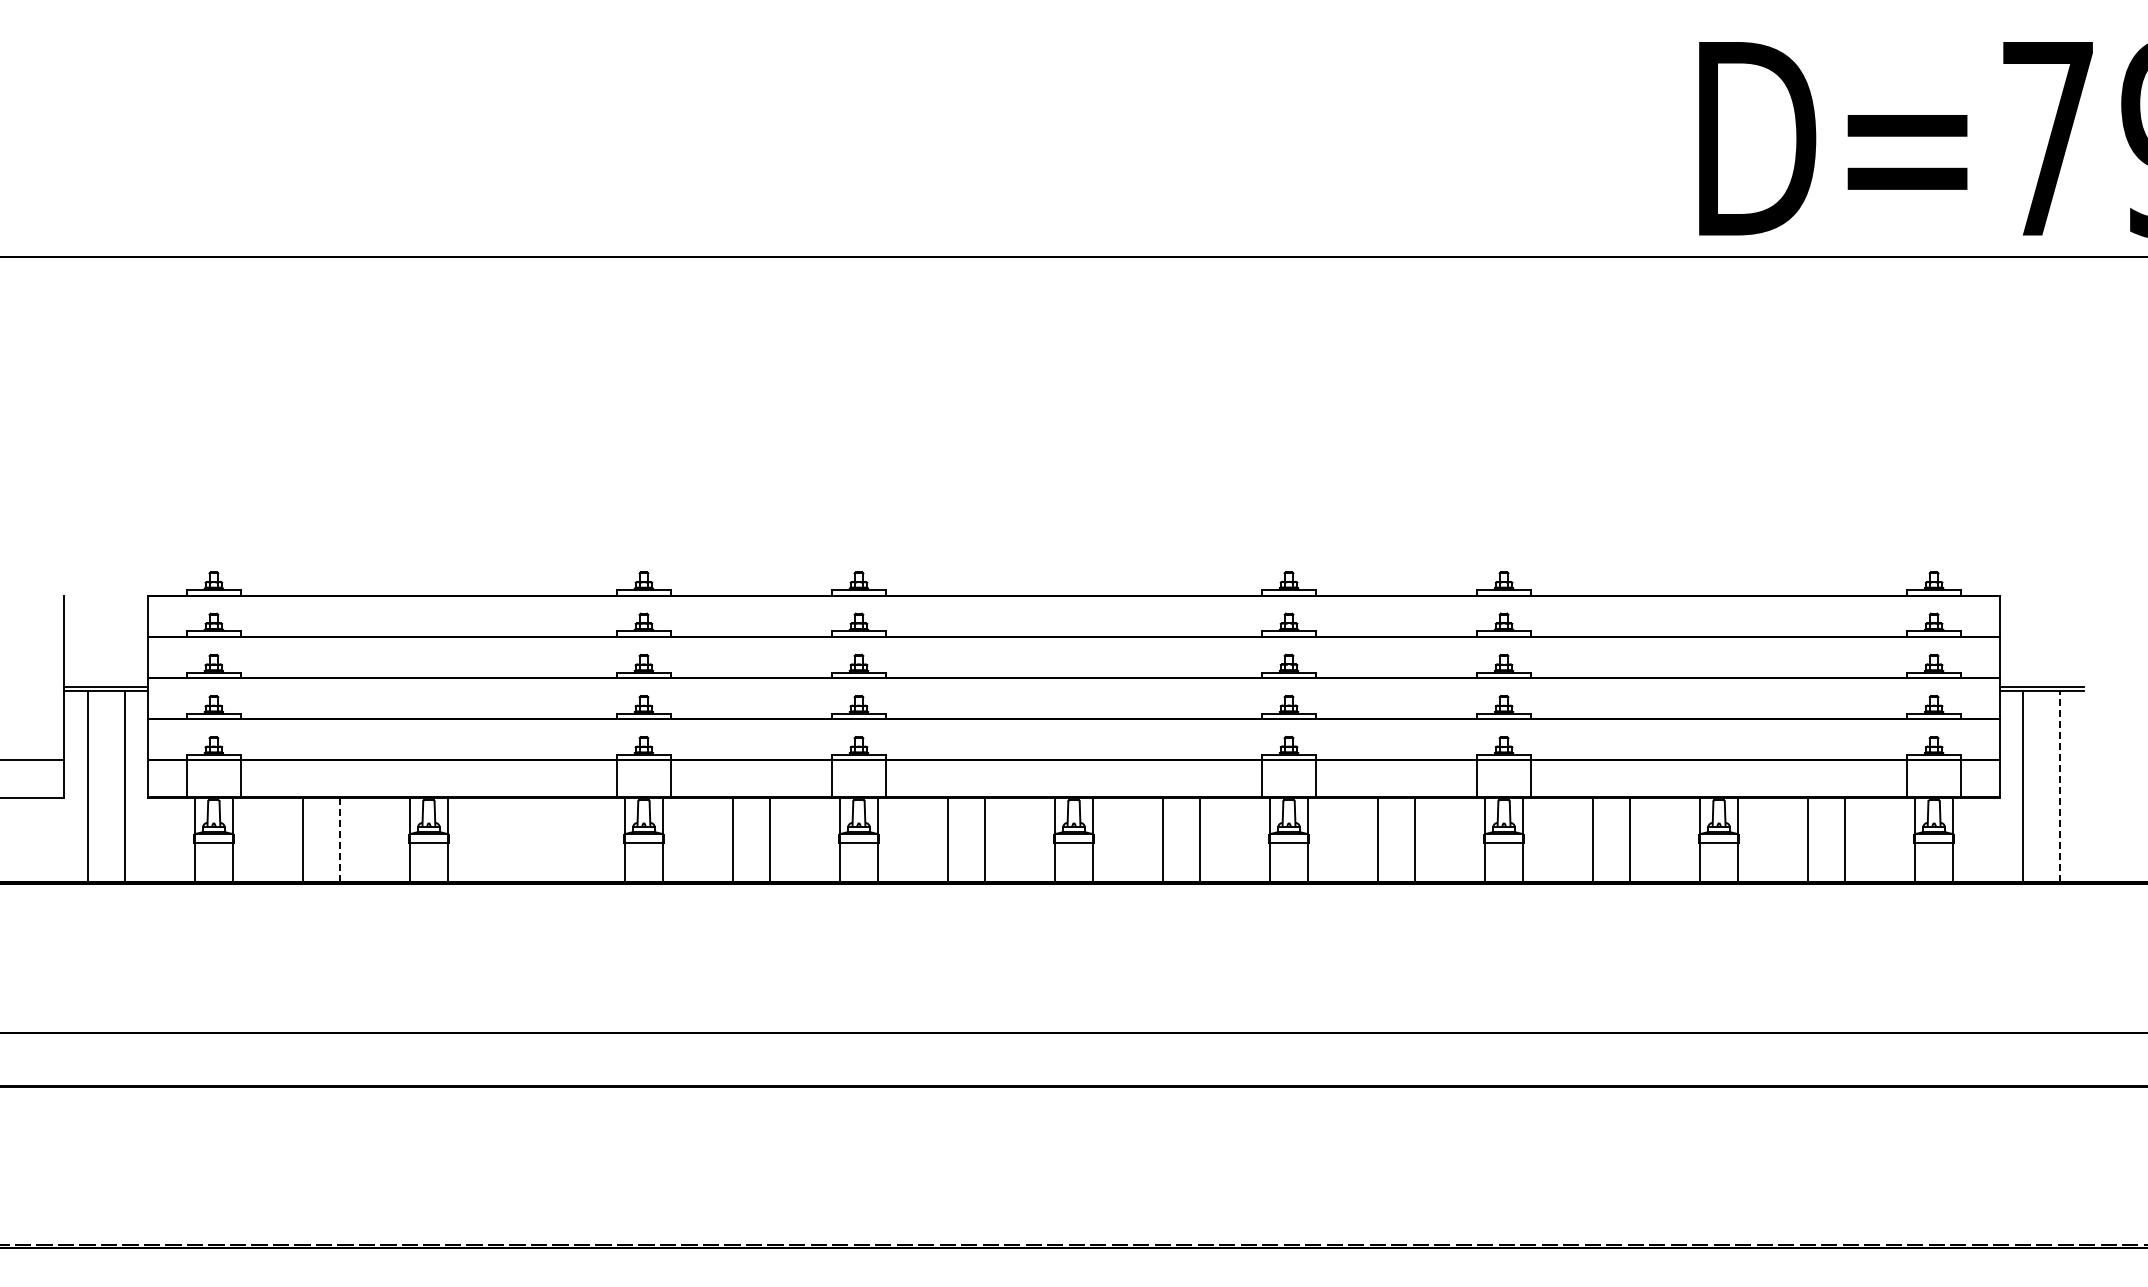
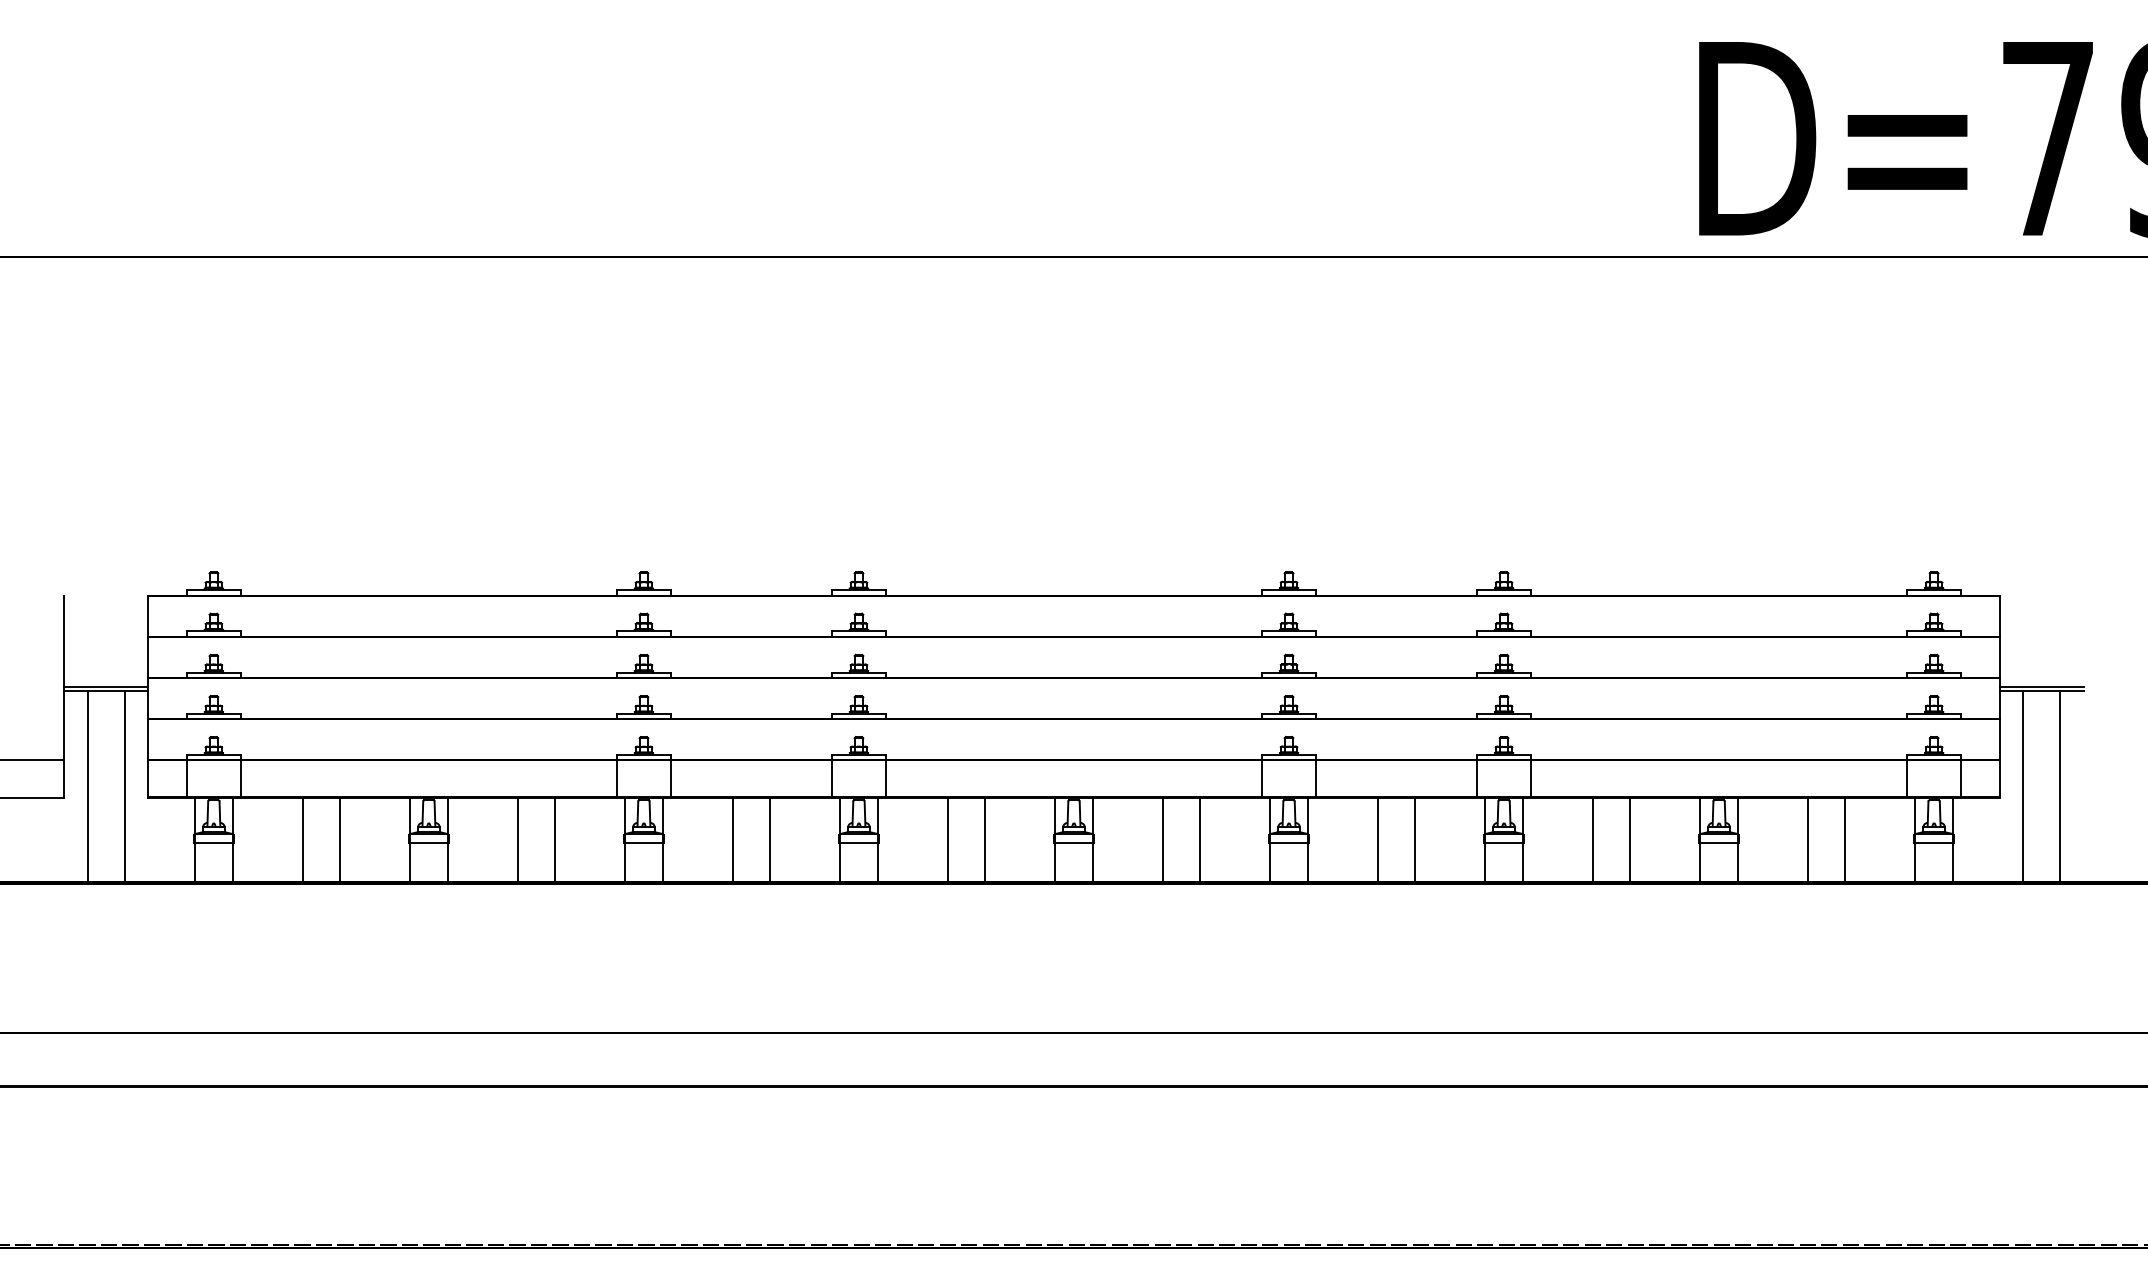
line: dashed -> solid (2060, 786)
line: dashed -> solid (340, 839)
line: none -> present (517, 839)
line: none -> present (555, 839)
